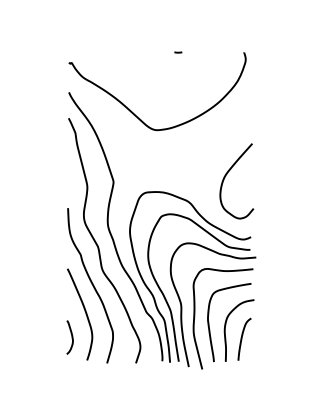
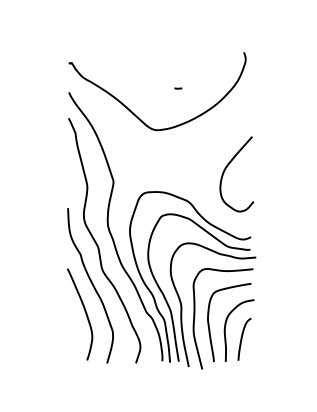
line position: (178, 52) -> (178, 88) (178, 88)
curve position: (227, 174) -> (227, 167) (227, 167)
curve: present -> none (71, 337)
